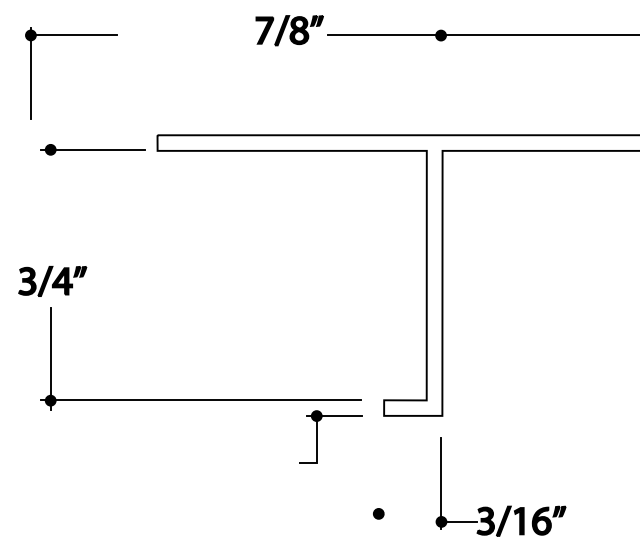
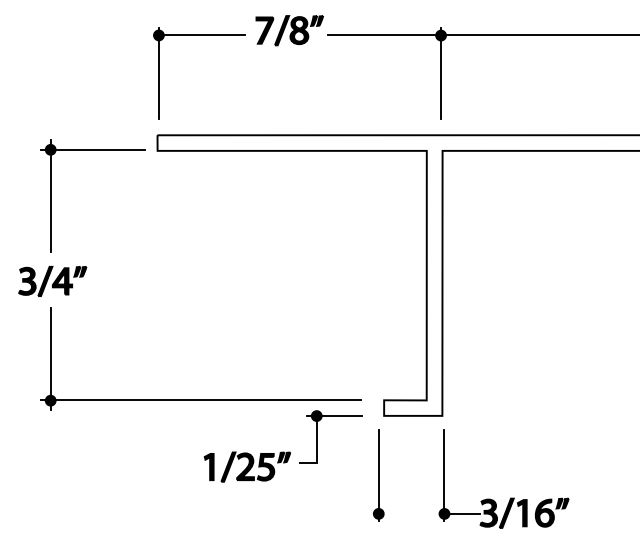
part position: (71, 35) -> (199, 35) (199, 35)
line: none -> present (440, 73)
line: none -> present (50, 196)
part: none -> present (246, 466)
line: none -> present (378, 475)
part position: (507, 505) -> (510, 497) (510, 497)
